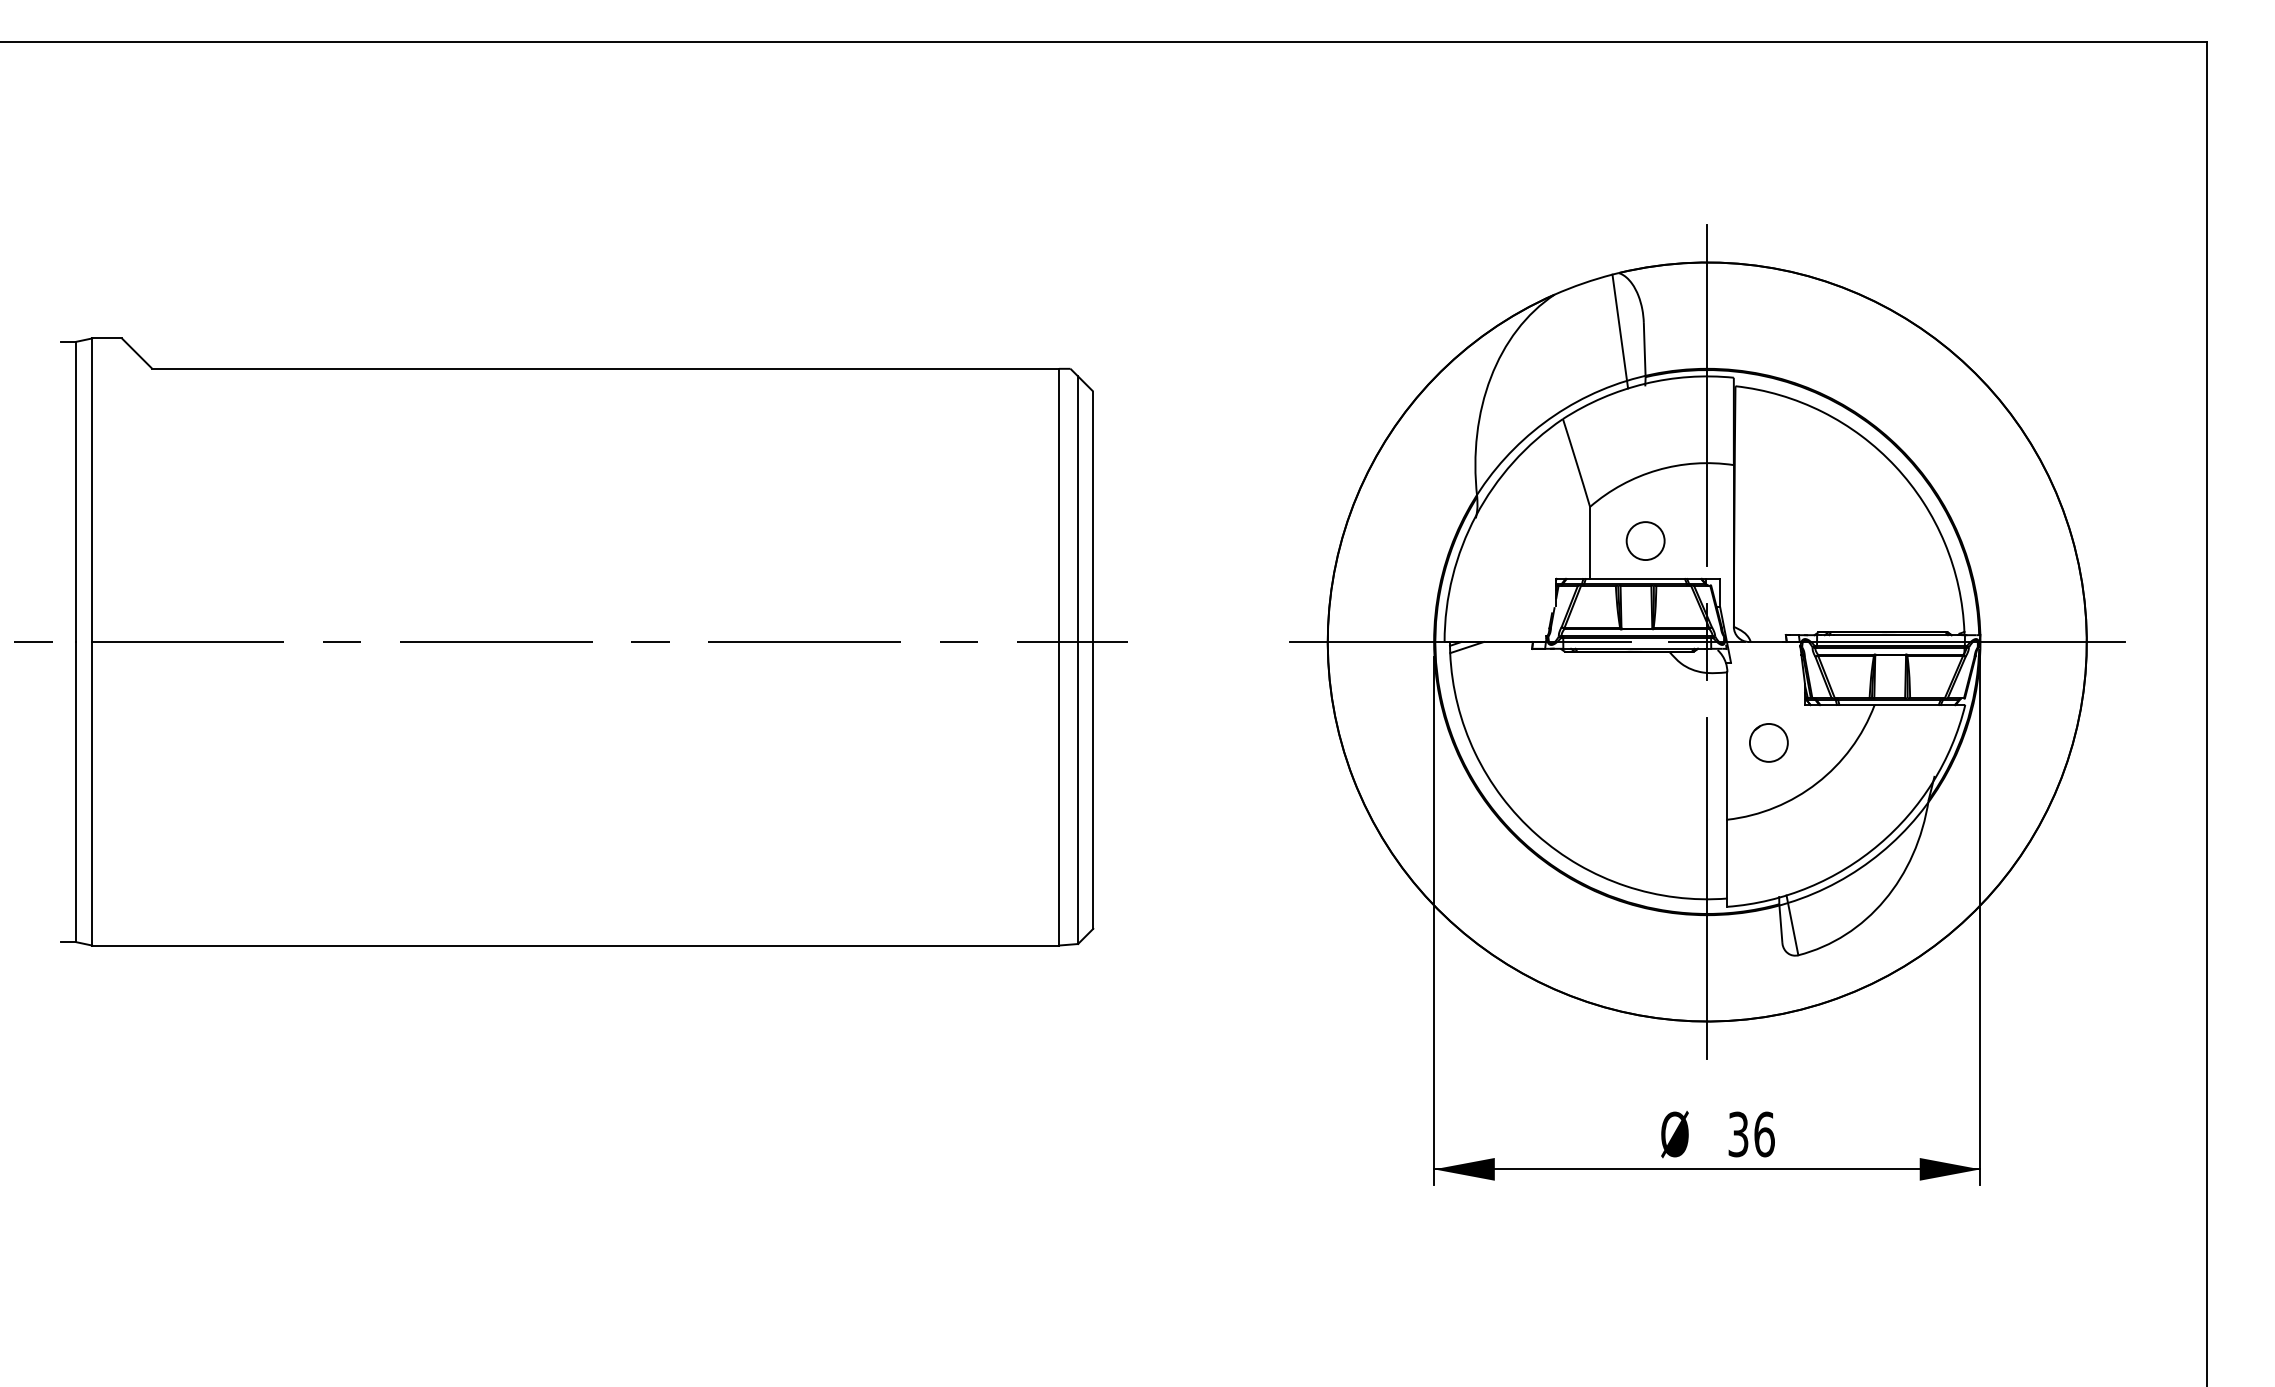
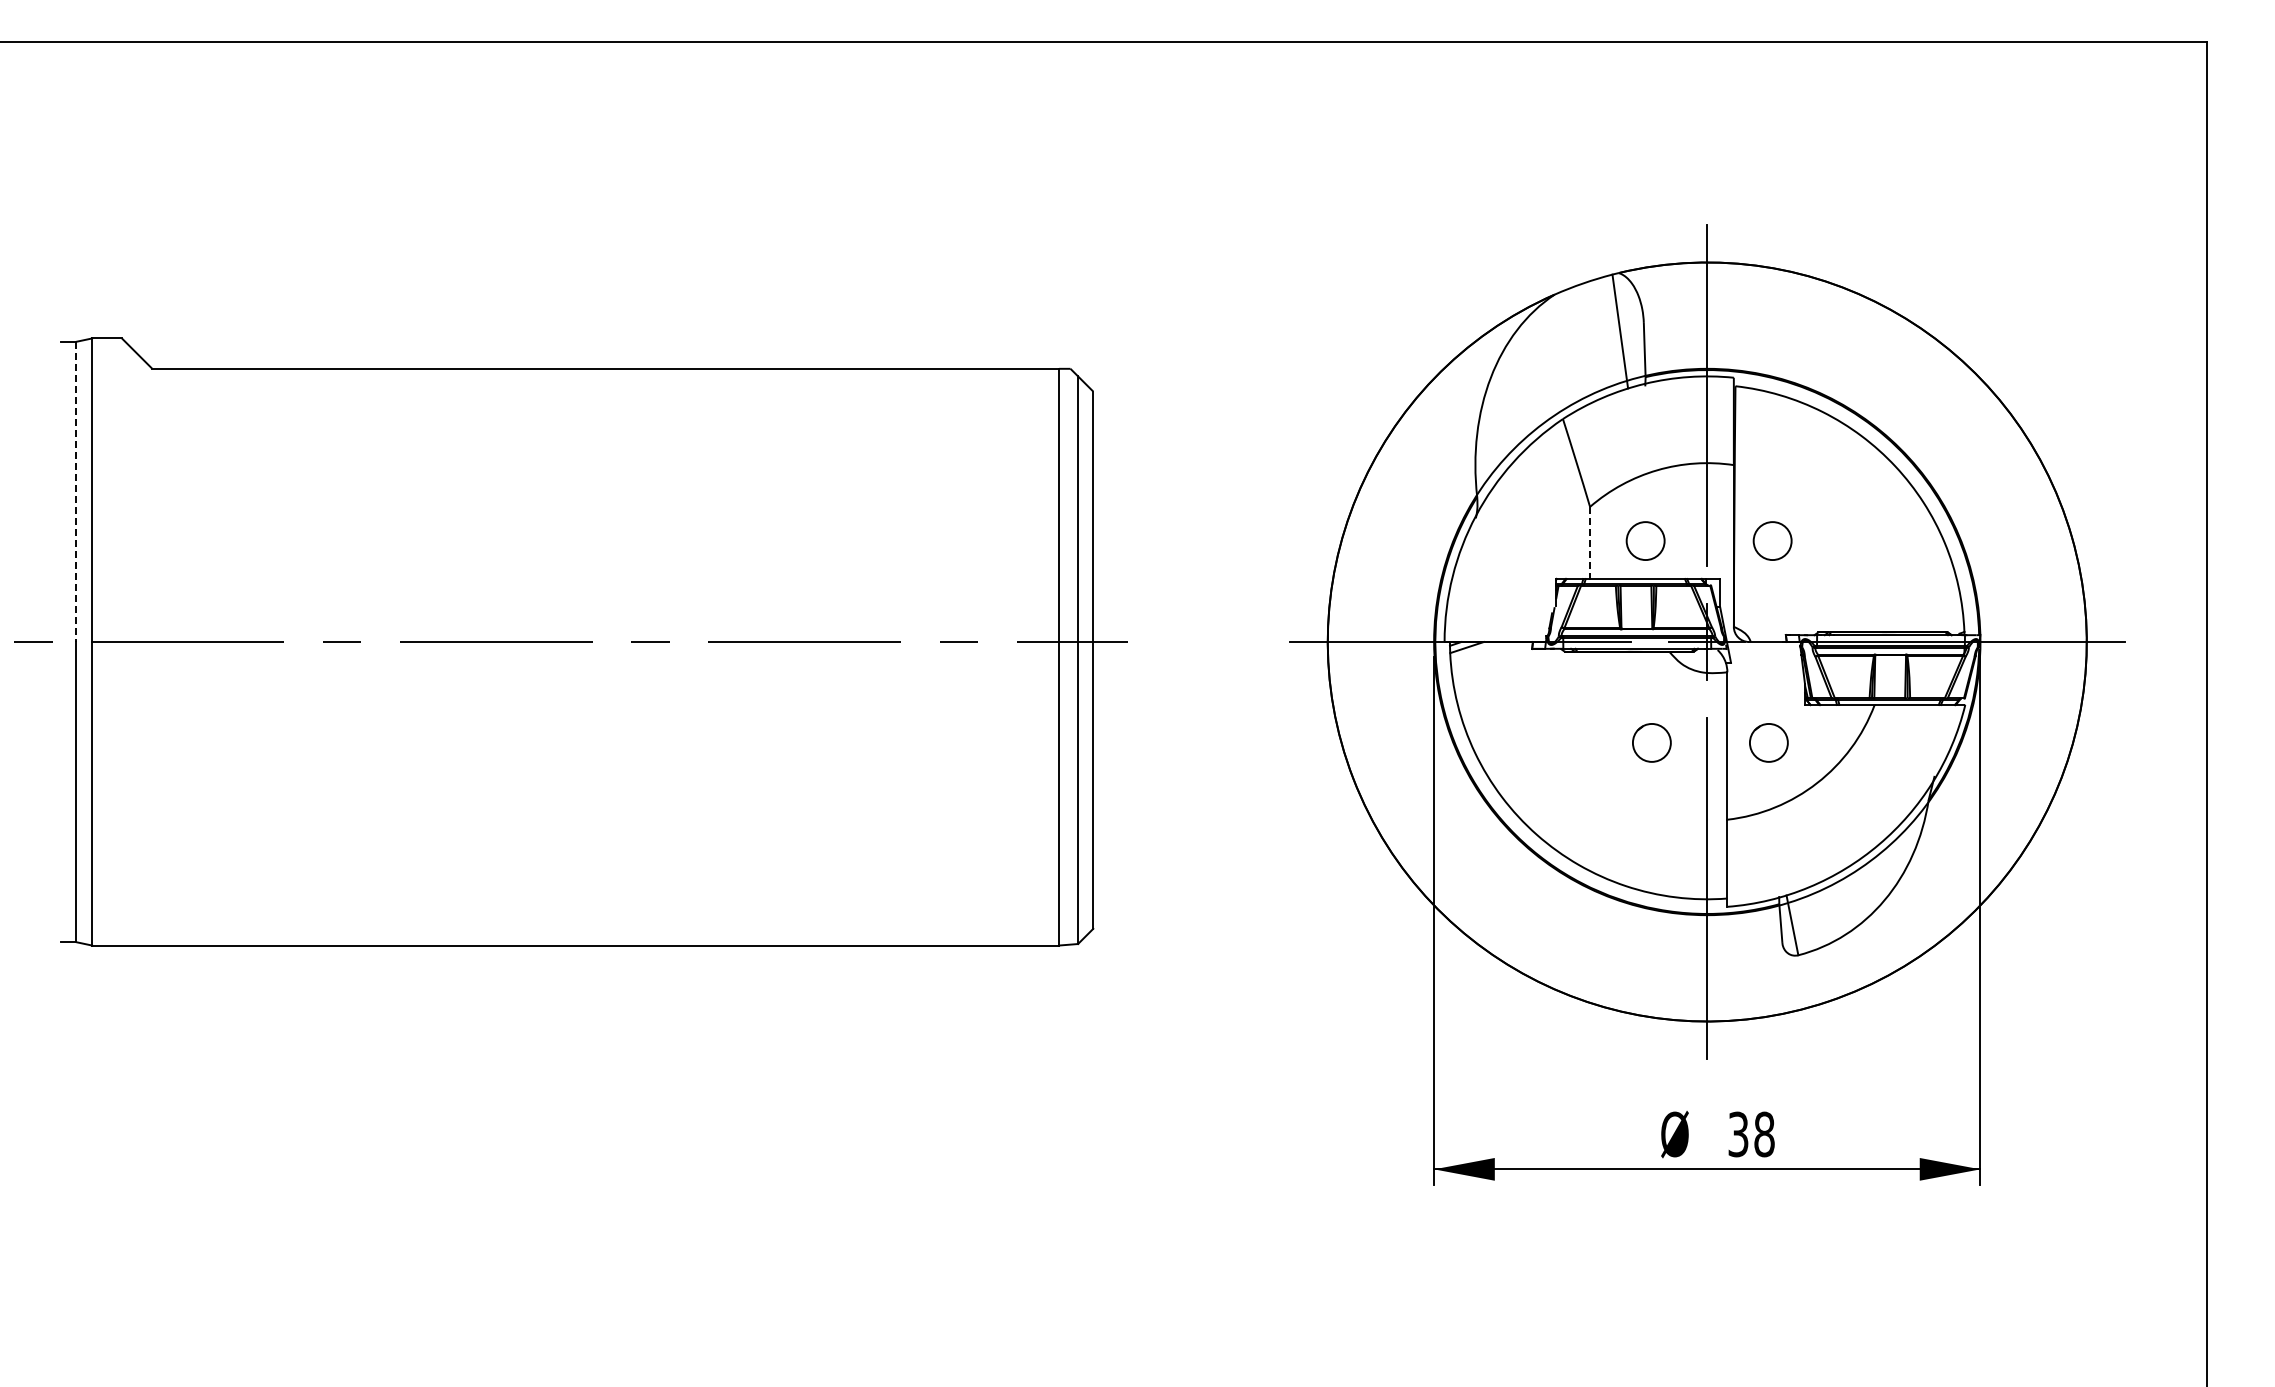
line: solid -> dashed (76, 492)
circle: none -> present (1772, 540)
line: solid -> dashed (1590, 543)
circle: none -> present (1651, 742)
text: 36 -> 38 (1764, 1134)
